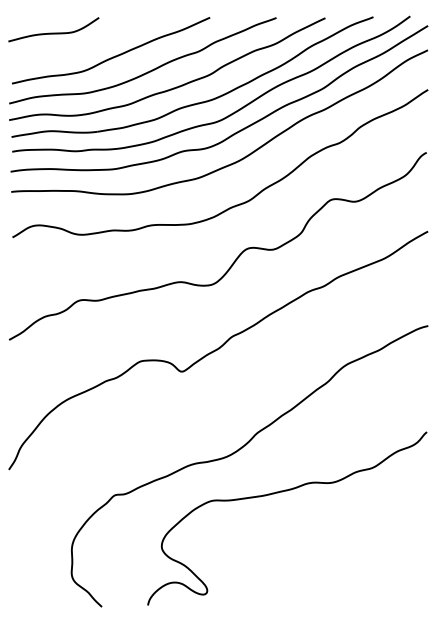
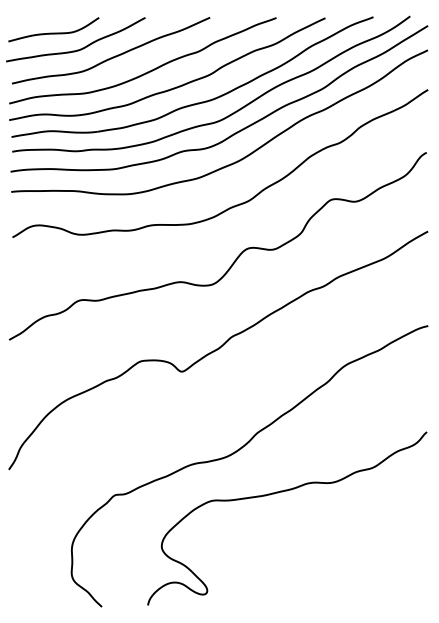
curve: none -> present (77, 49)
